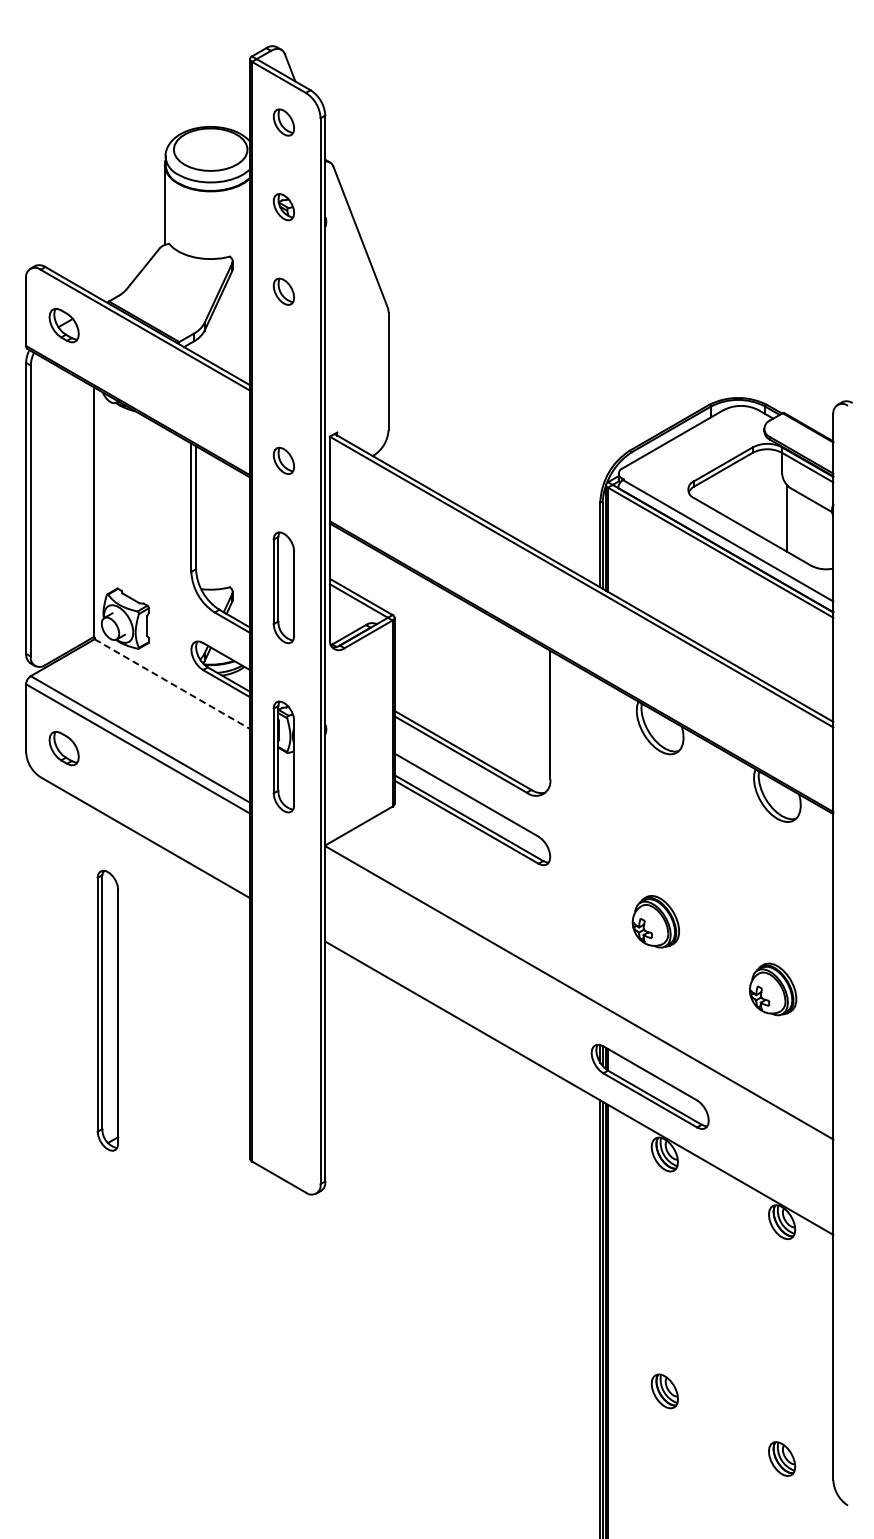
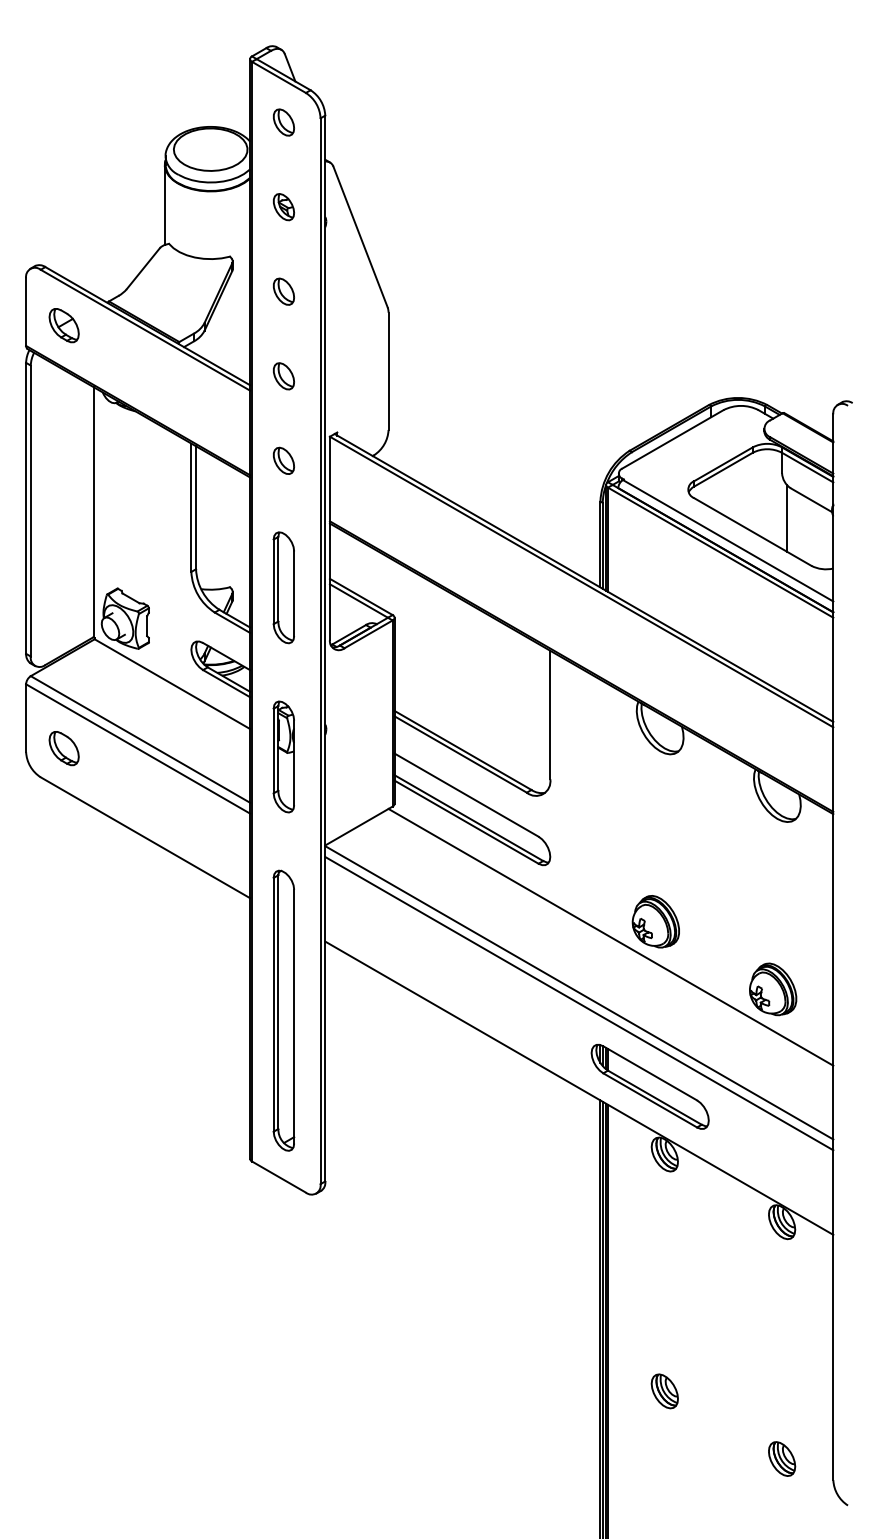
part: none -> present (283, 376)
line: dashed -> solid (172, 684)
line: none -> present (610, 936)
line: none -> present (579, 1003)
part position: (107, 1010) -> (283, 1010) (283, 1010)
